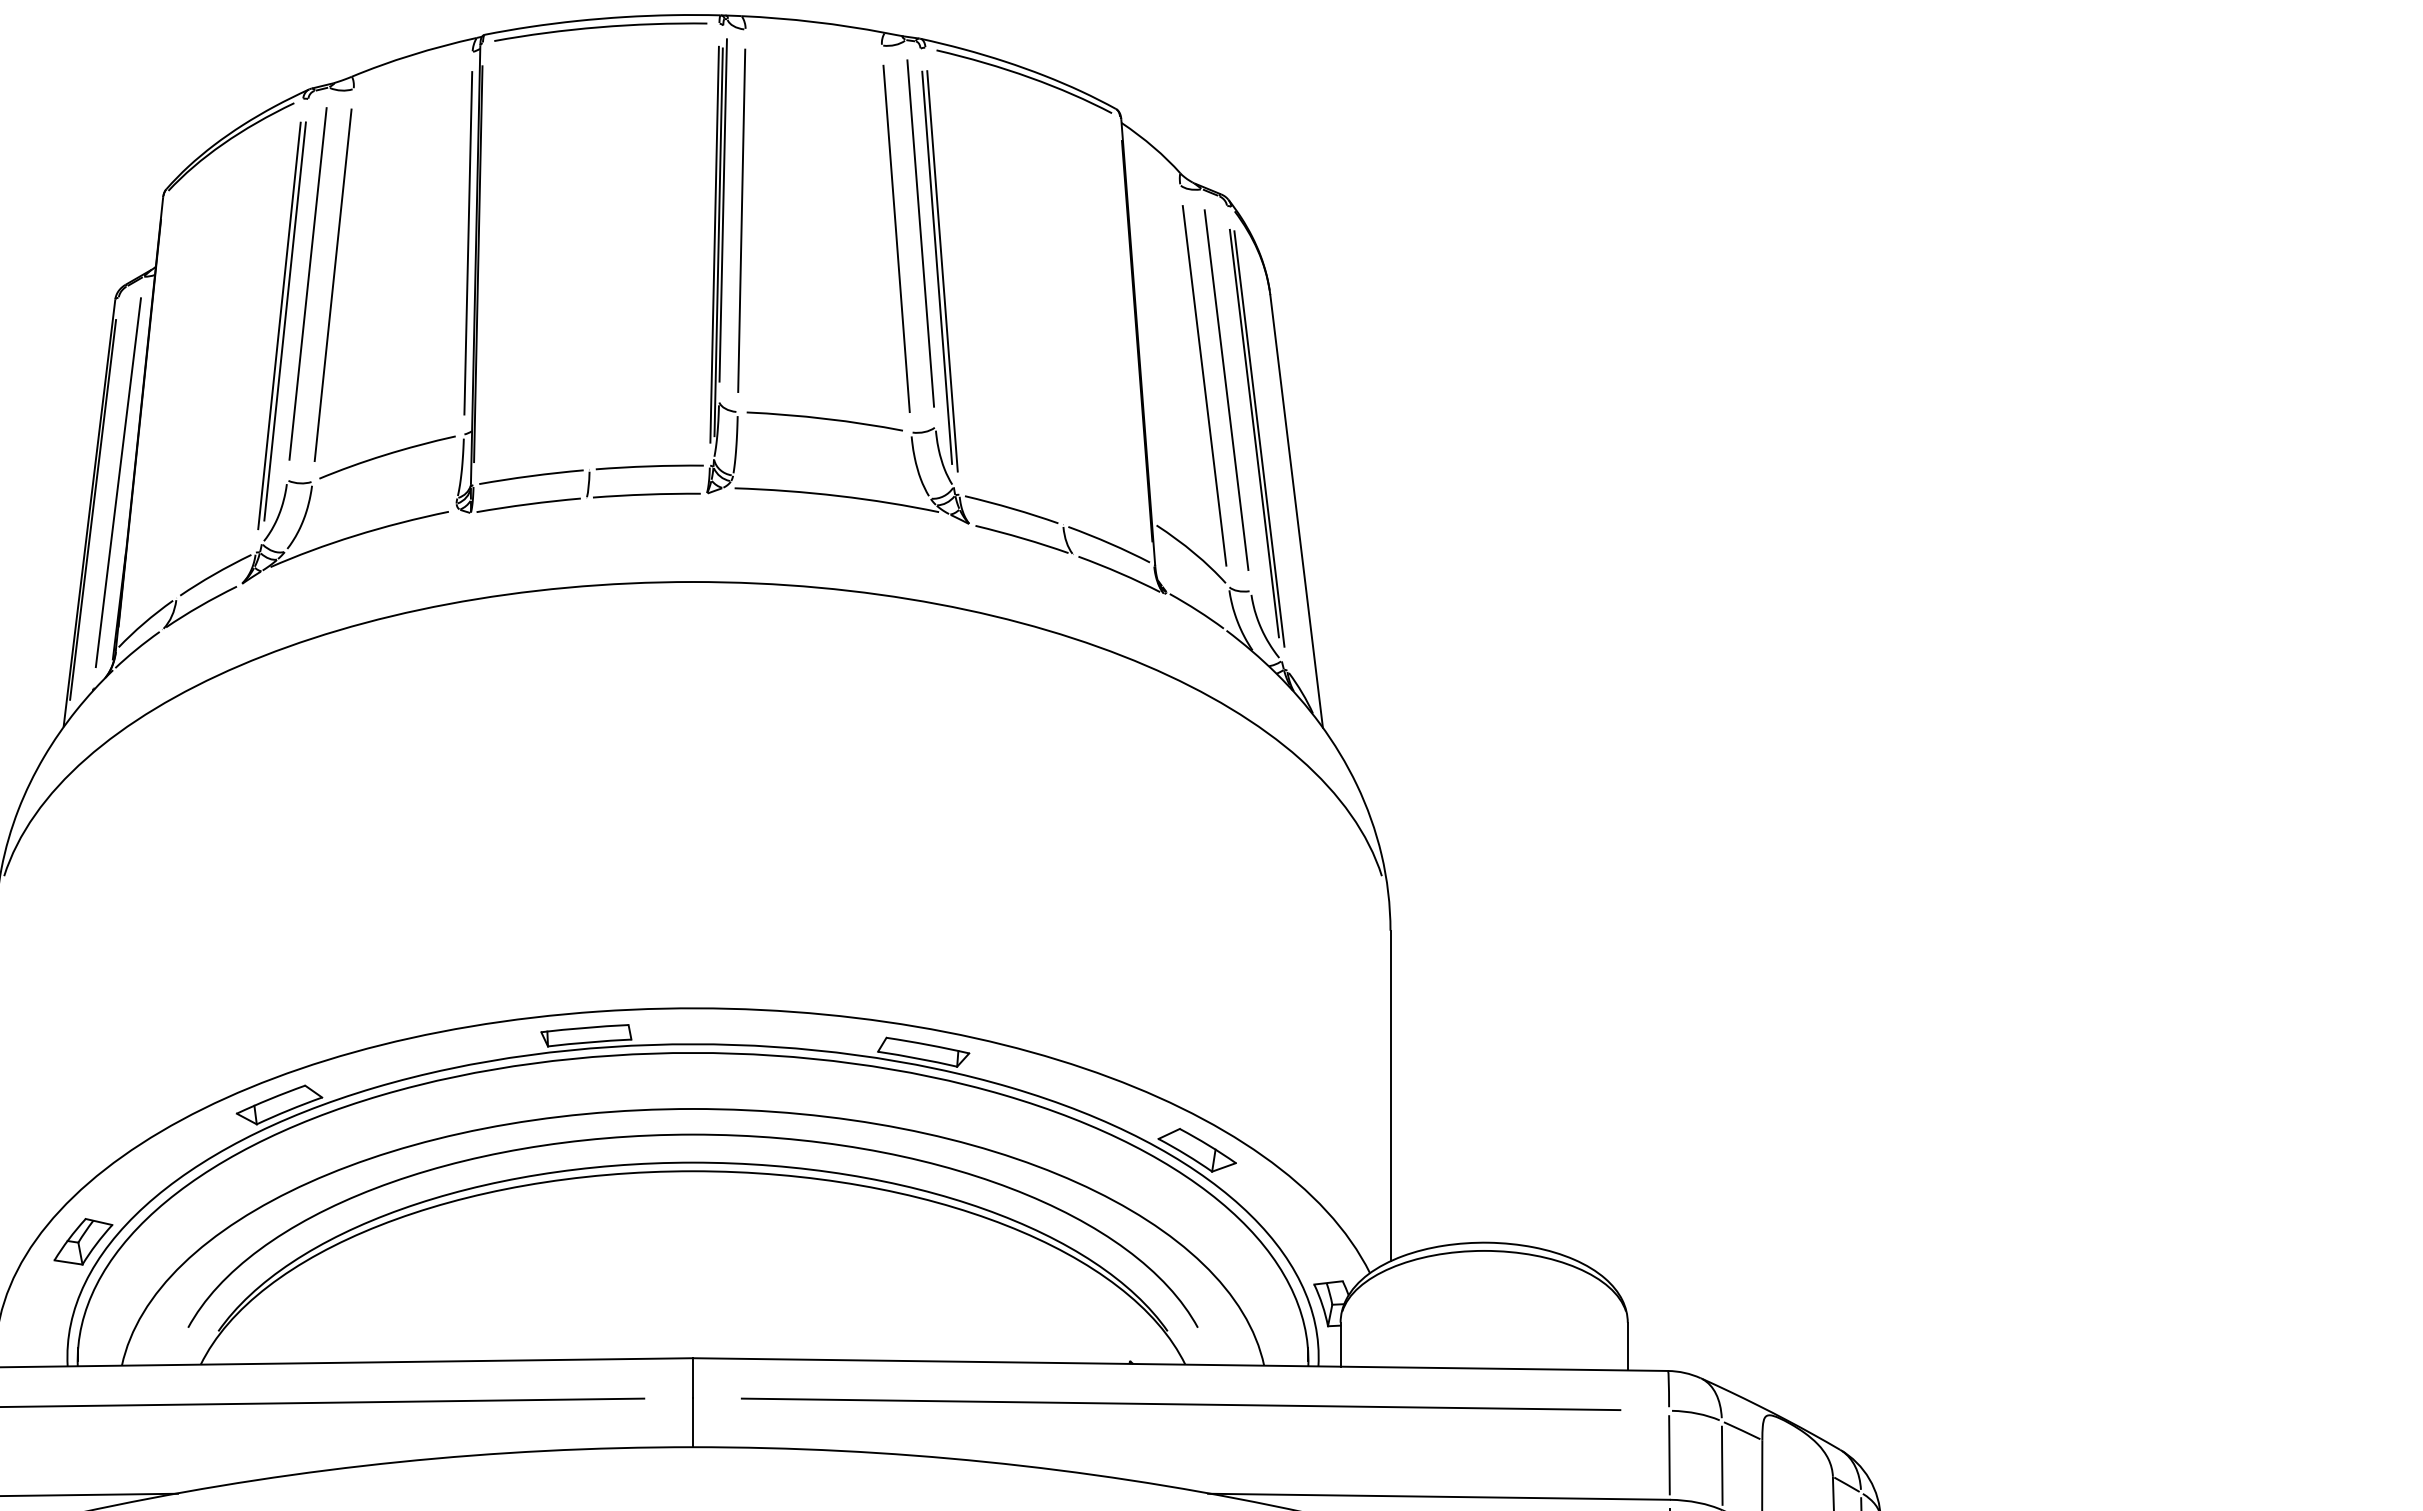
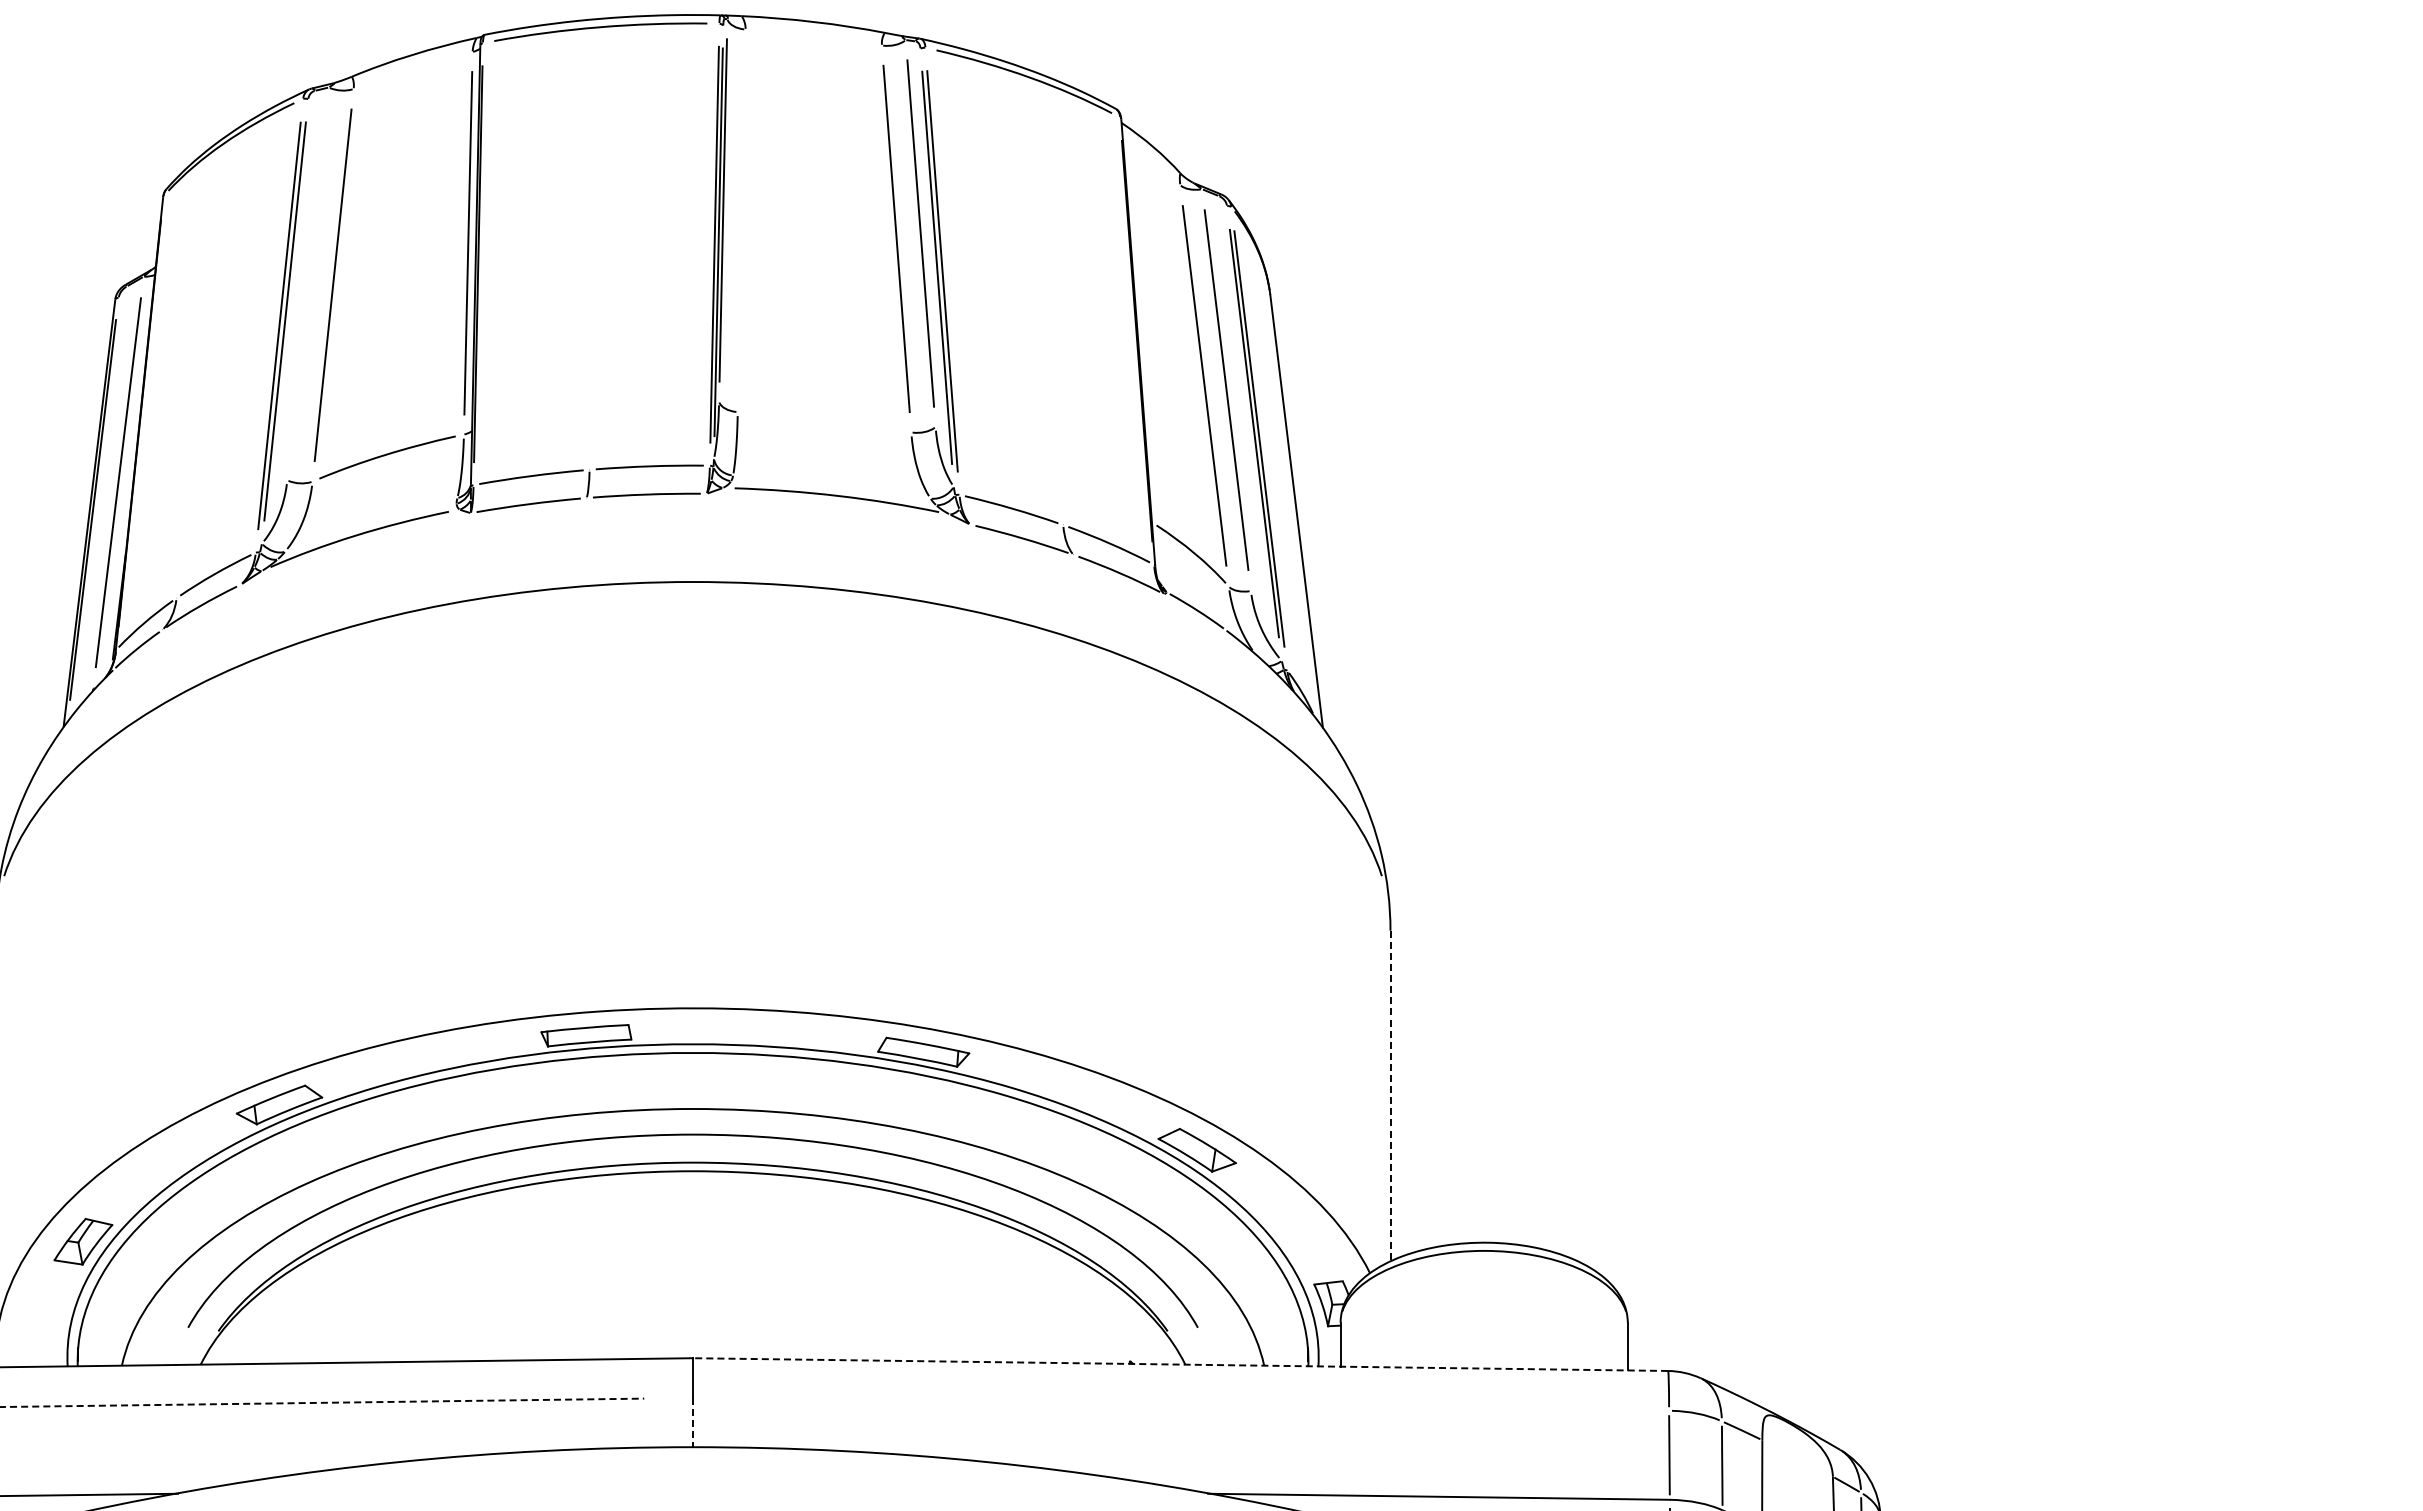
line: present -> none (741, 220)
line: present -> none (307, 283)
curve: present -> none (824, 419)
line: solid -> dashed (1390, 1096)
line: solid -> dashed (1180, 1364)
line: solid -> dashed (322, 1402)
line: present -> none (1180, 1404)
line: solid -> dashed (693, 1422)
